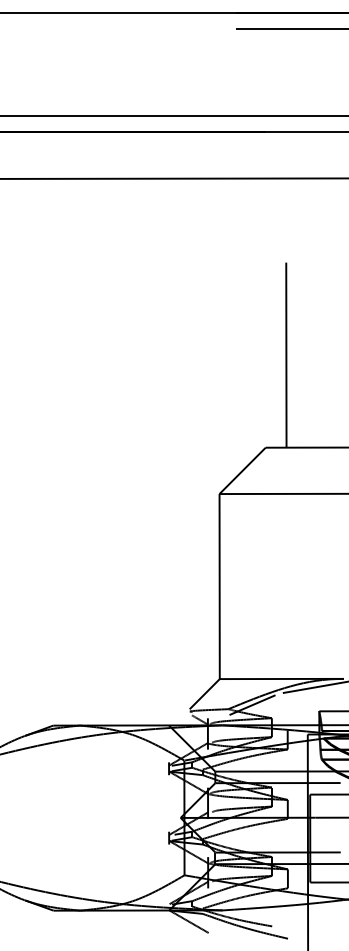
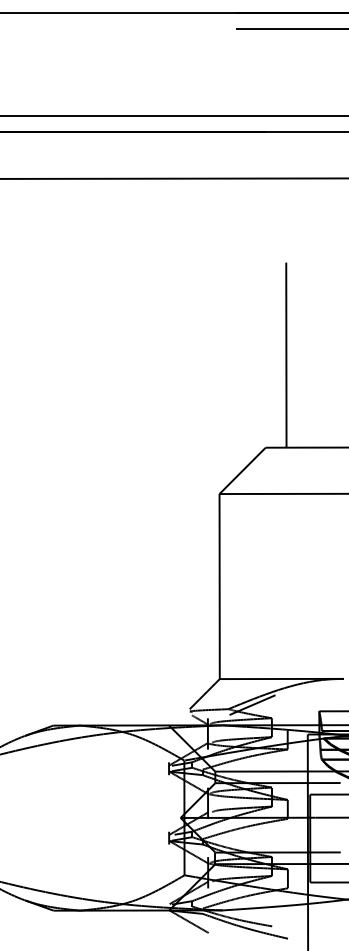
line: present -> none (313, 687)
